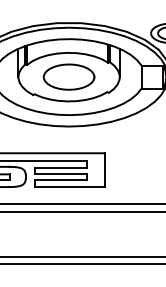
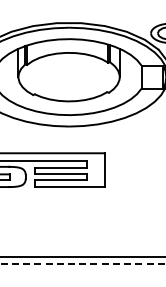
part: present -> none (68, 76)
line: present -> none (82, 204)
line: present -> none (82, 212)
line: solid -> dashed (83, 263)
